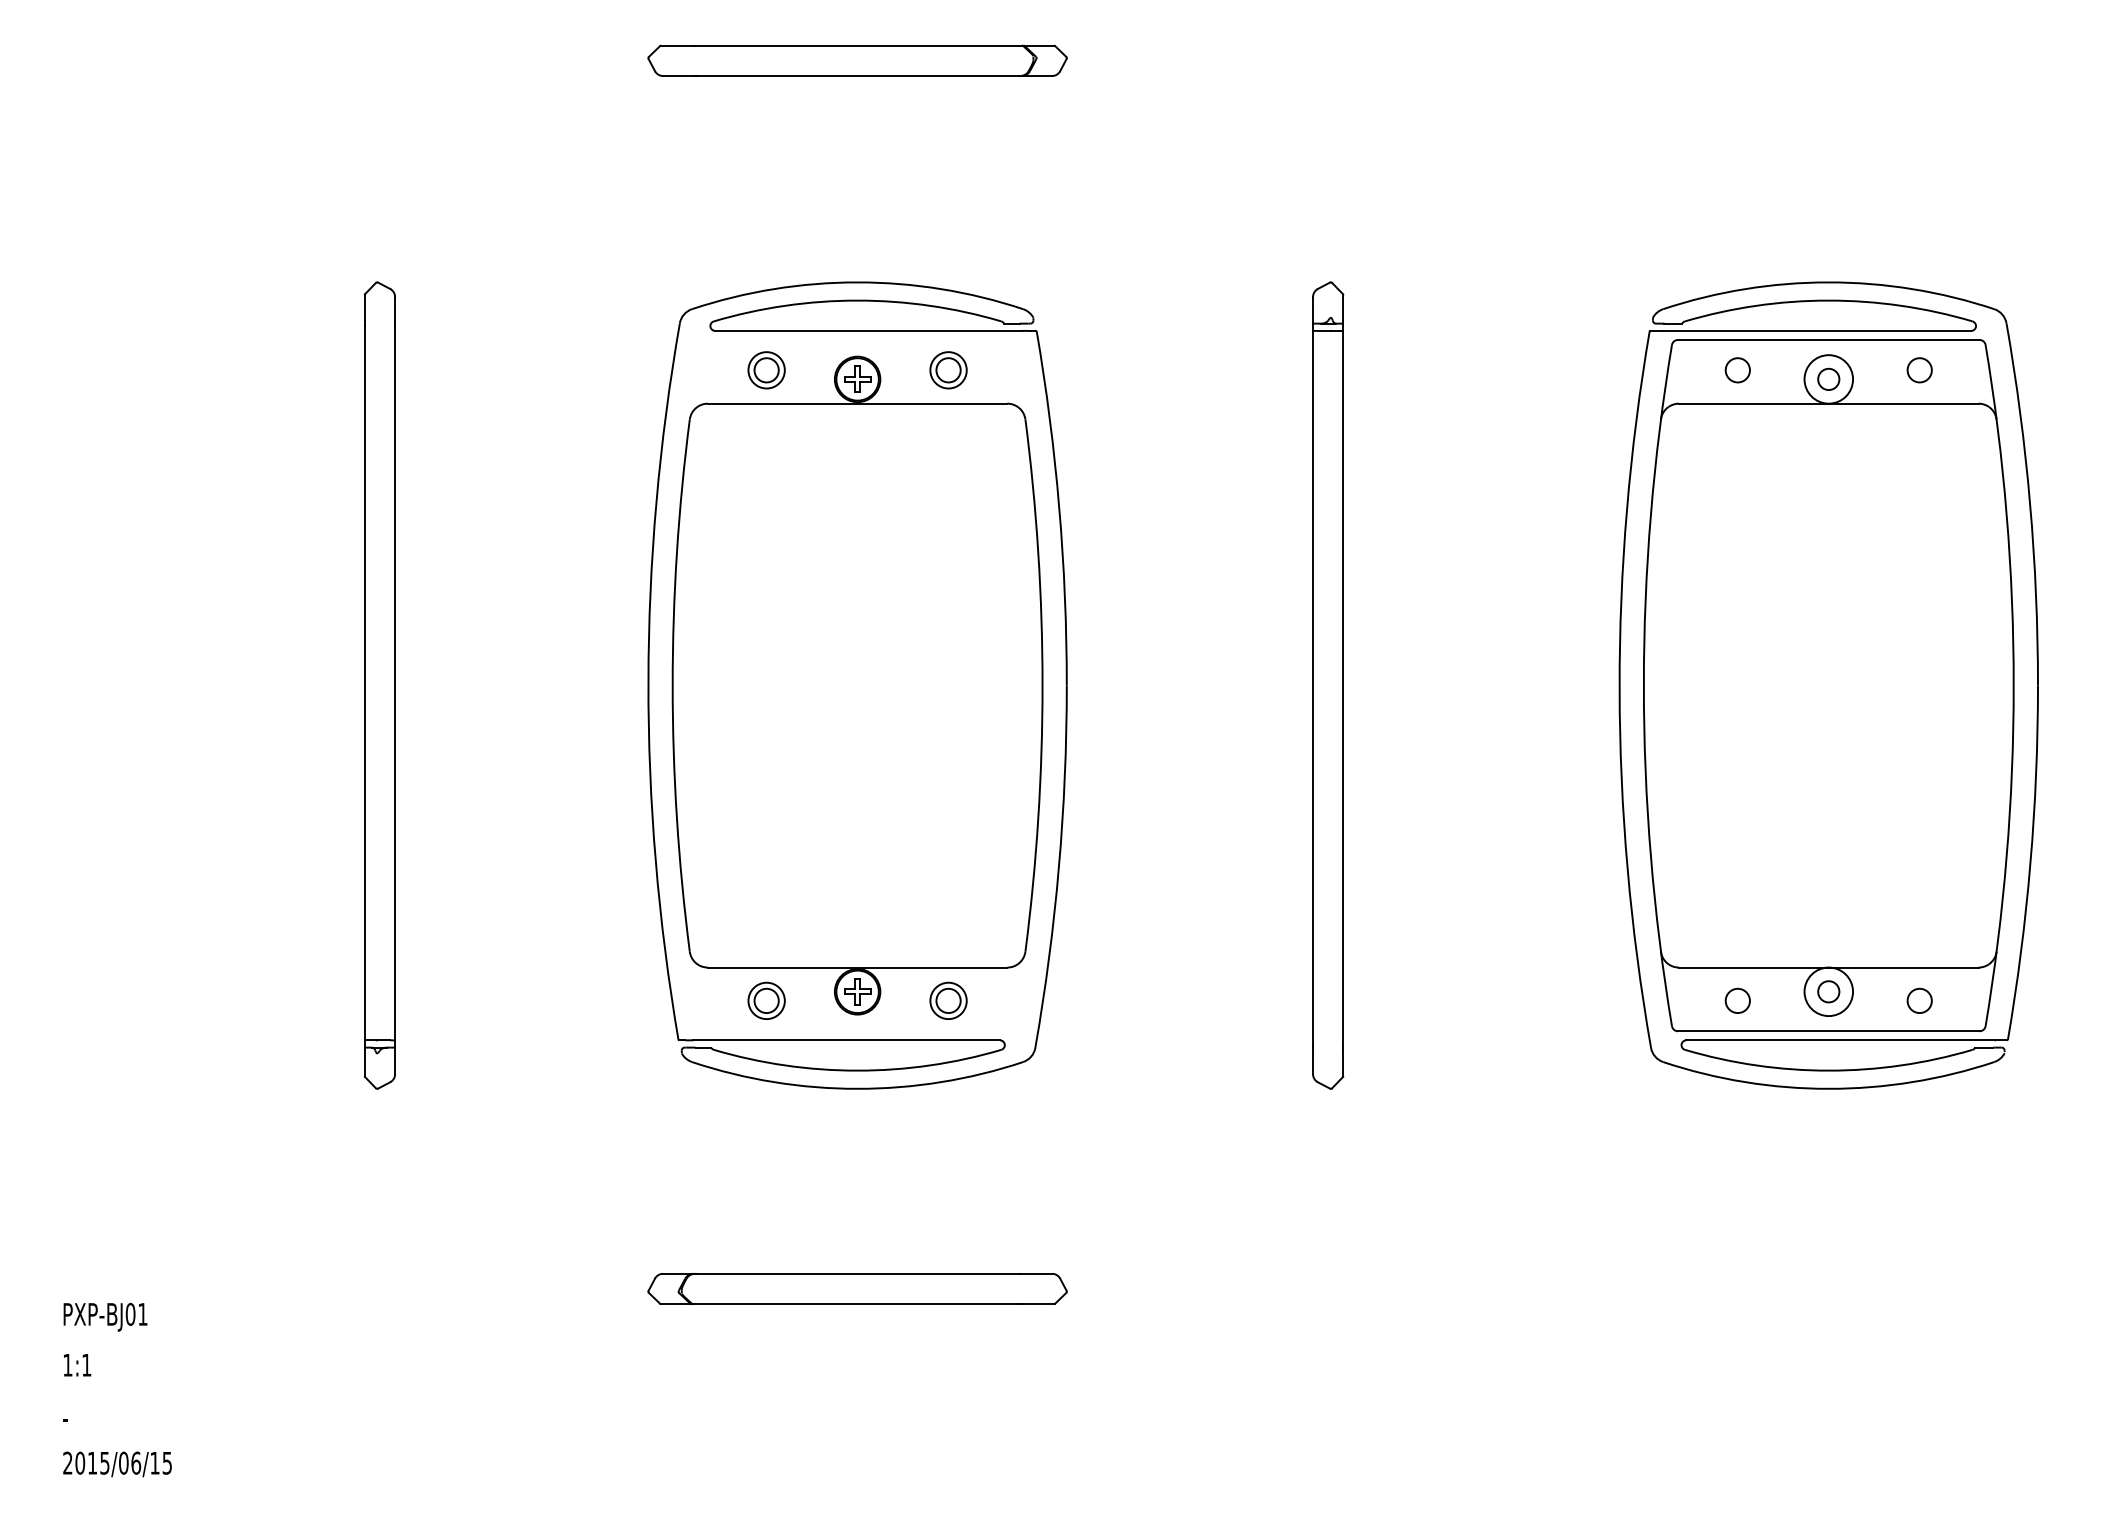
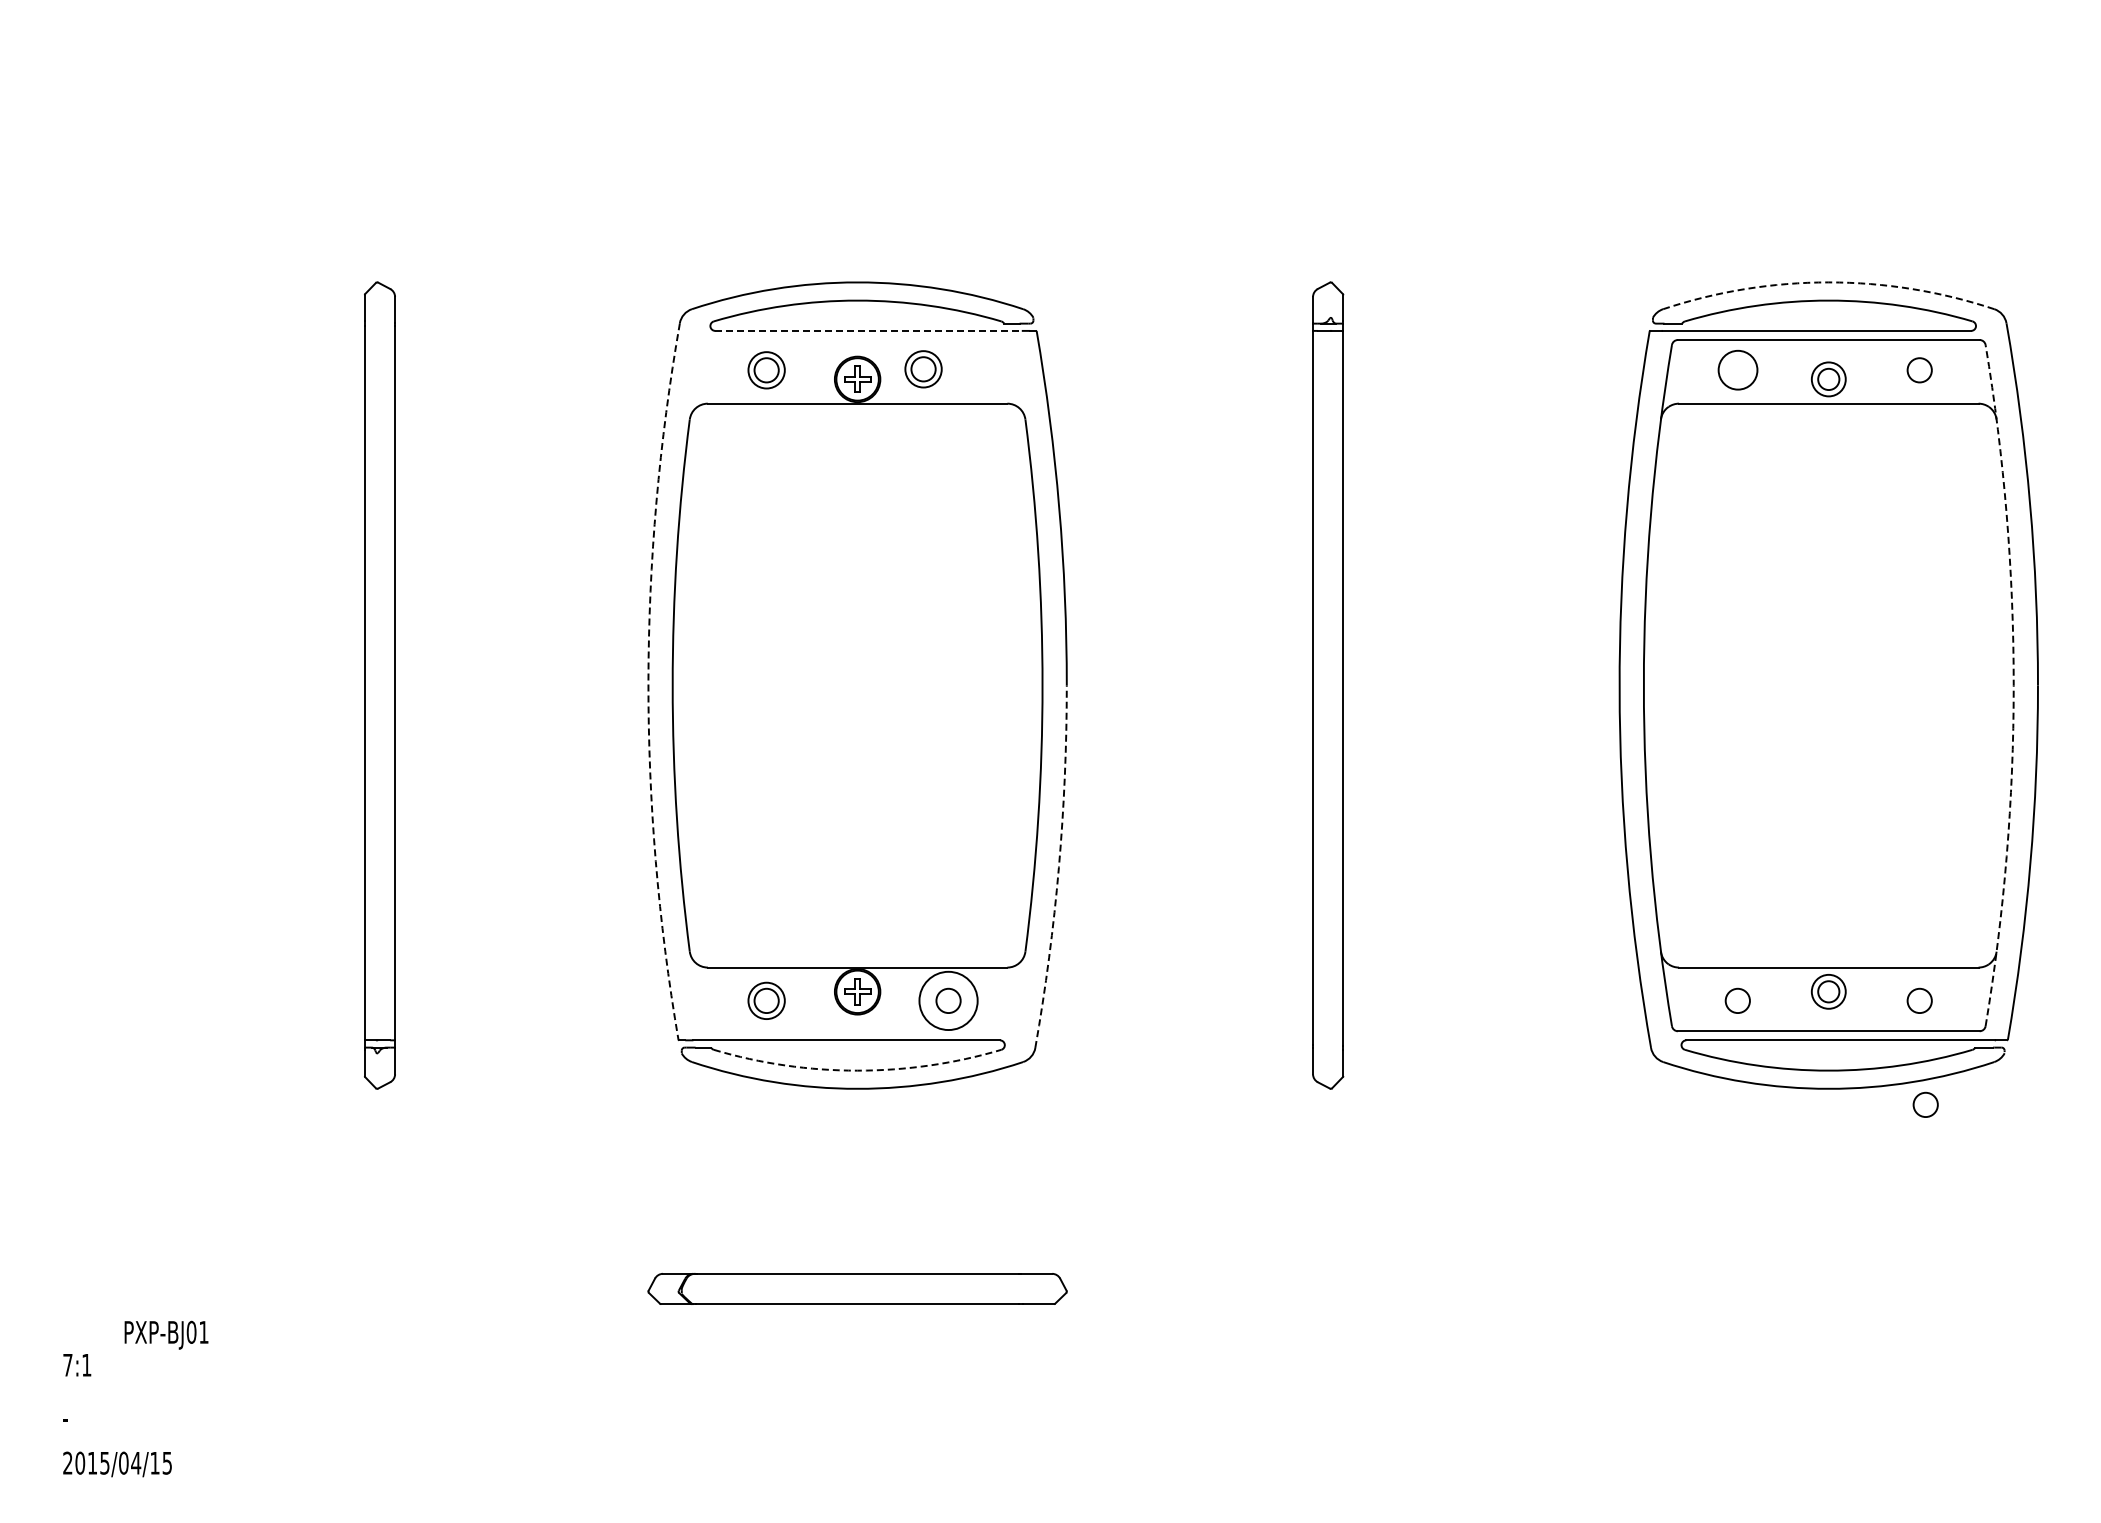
part: present -> none (857, 60)
arc: solid -> dashed (1828, 282)
line: solid -> dashed (869, 330)
part position: (948, 370) -> (923, 369) (923, 369)
circle size: 27x27 px -> 42x42 px (1737, 369)
circle diameter: 49 px -> 34 px (1828, 379)
arc: solid -> dashed (648, 681)
arc: solid -> dashed (2013, 685)
arc: solid -> dashed (1058, 867)
circle diameter: 49 px -> 34 px (1828, 991)
circle diameter: 36 px -> 58 px (948, 1000)
arc: solid -> dashed (857, 1070)
circle: none -> present (1925, 1104)
text position: (105, 1316) -> (166, 1334) (166, 1334)
text: 1:1 -> 7:1 (67, 1365)
text: 2015/06/15 -> 2015/04/15 (136, 1462)
